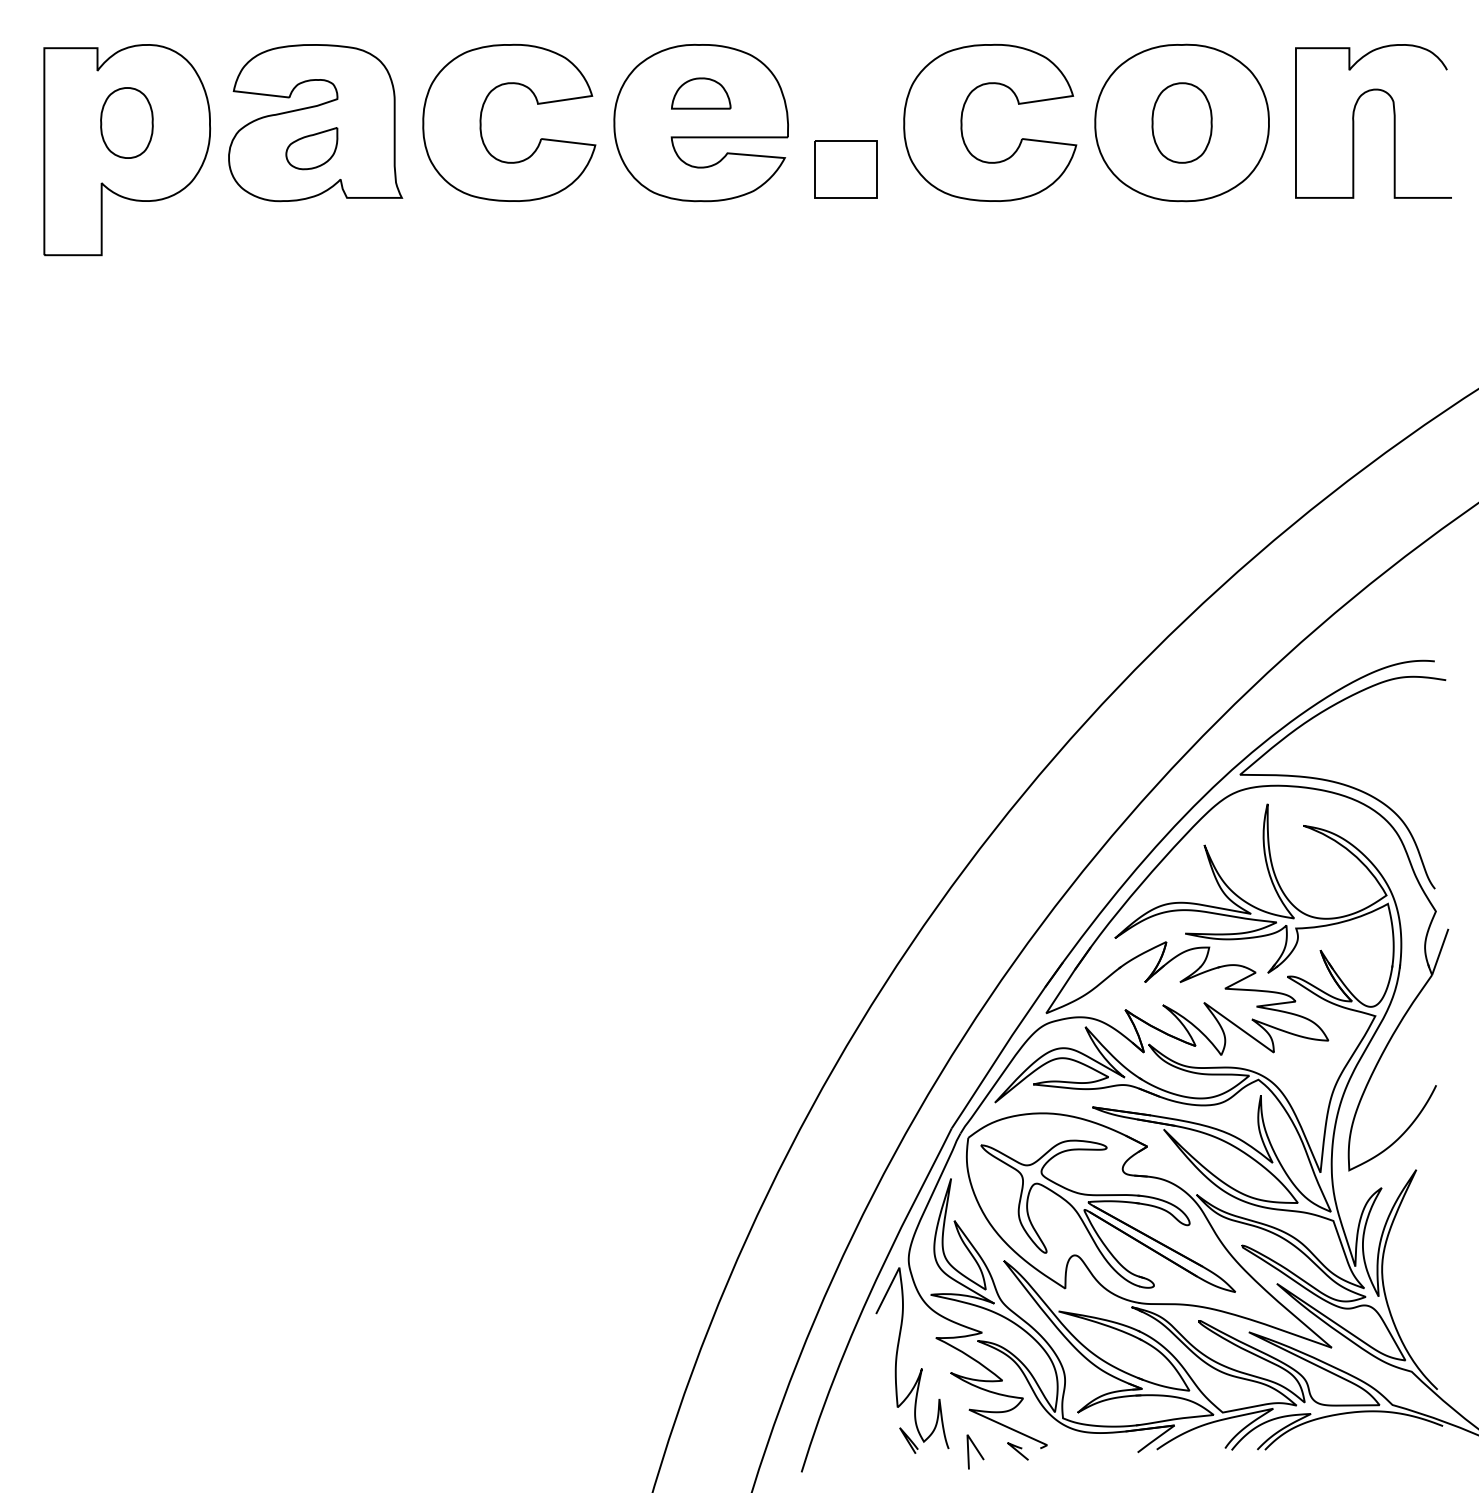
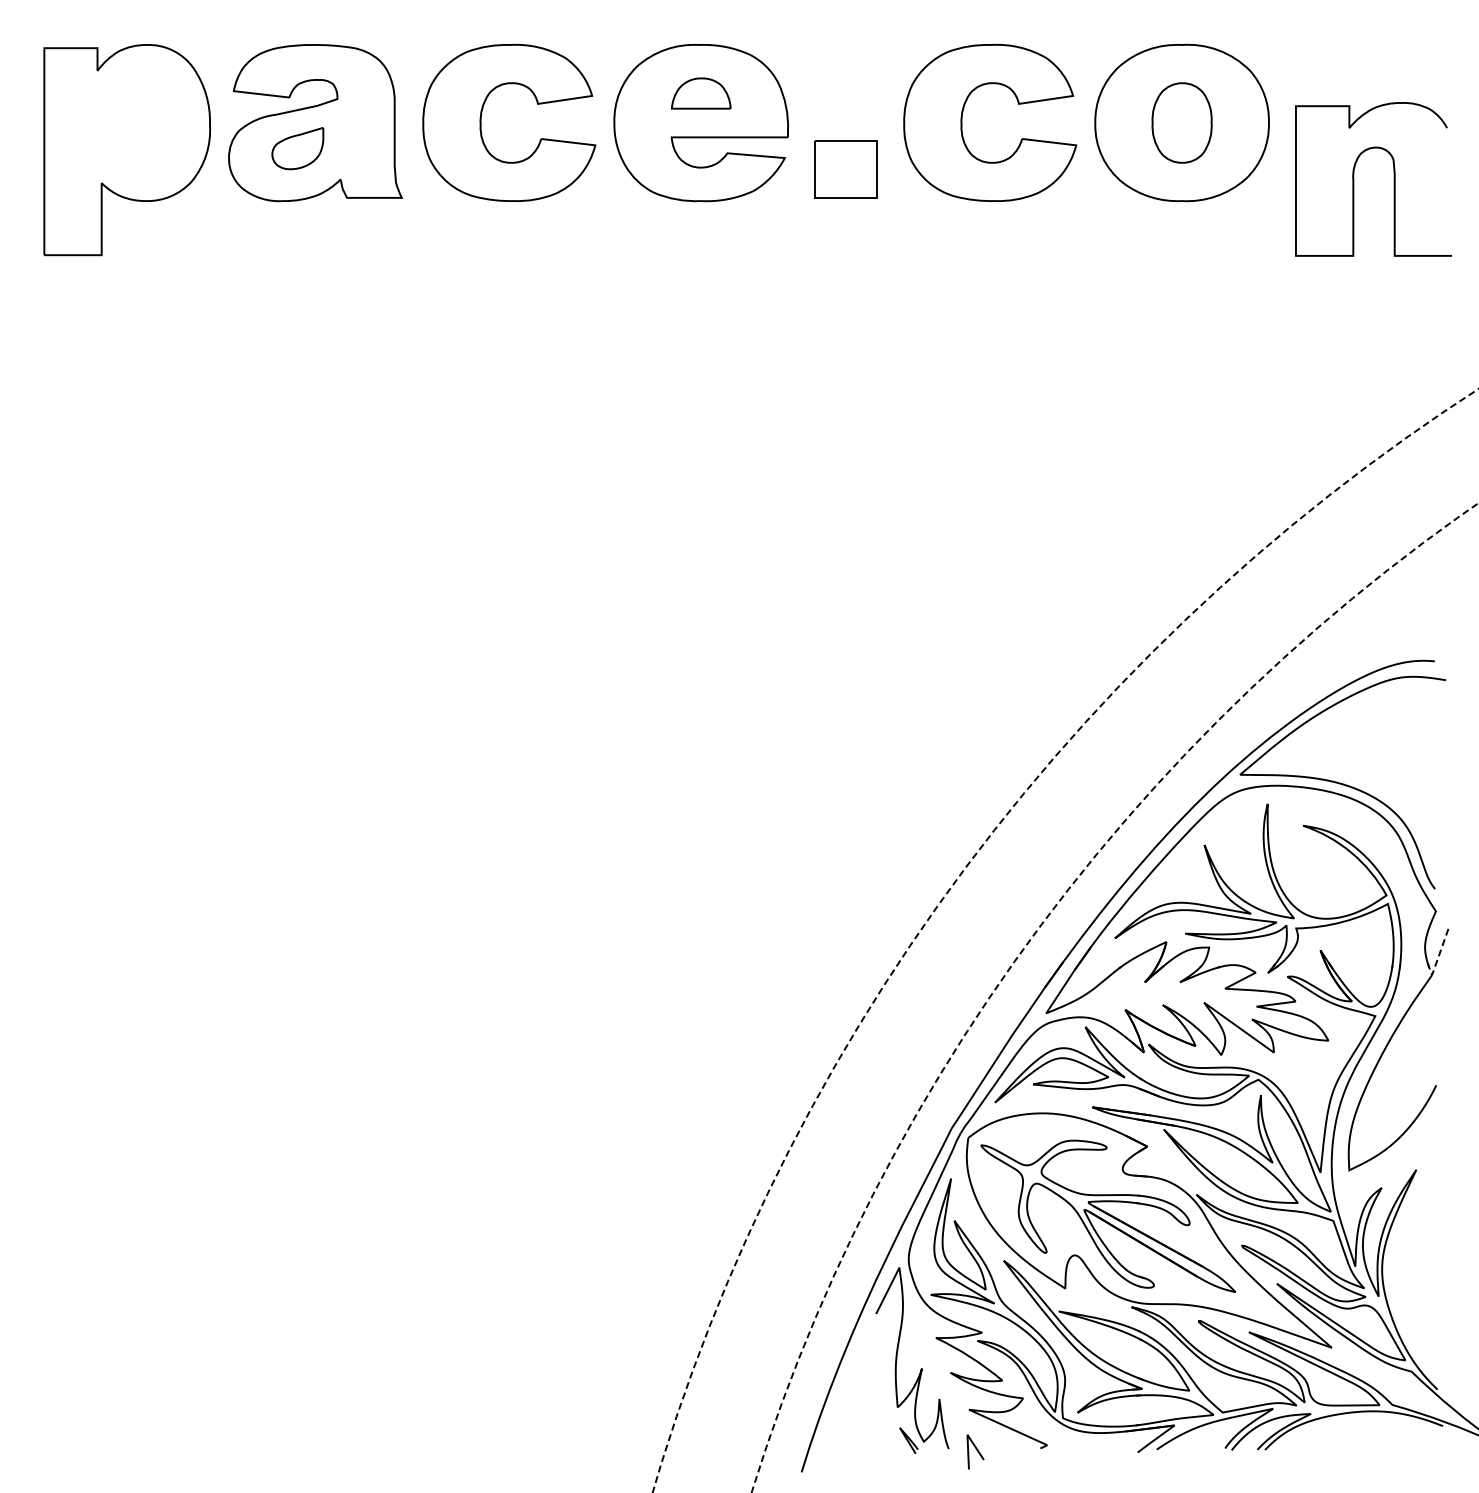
curve position: (1354, 121) -> (1354, 179) (1354, 179)
part: present -> none (126, 122)
part position: (311, 148) -> (297, 148) (297, 148)
circle: solid -> dashed (1065, 940)
line: solid -> dashed (1437, 959)
circle: solid -> dashed (1114, 997)
curve: present -> none (1017, 1451)
